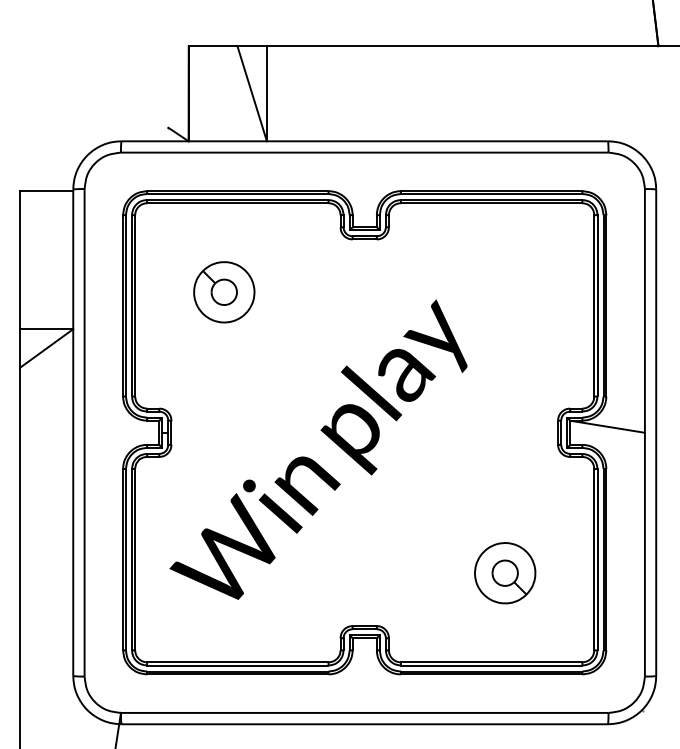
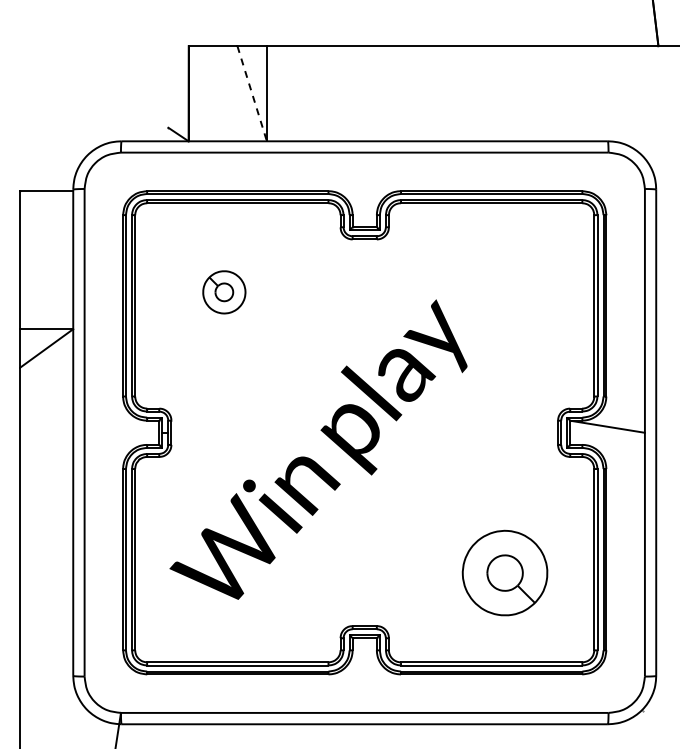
line: solid -> dashed (252, 93)
part size: 63x63 px -> 45x45 px (224, 292)
part size: 63x63 px -> 88x88 px (504, 572)
